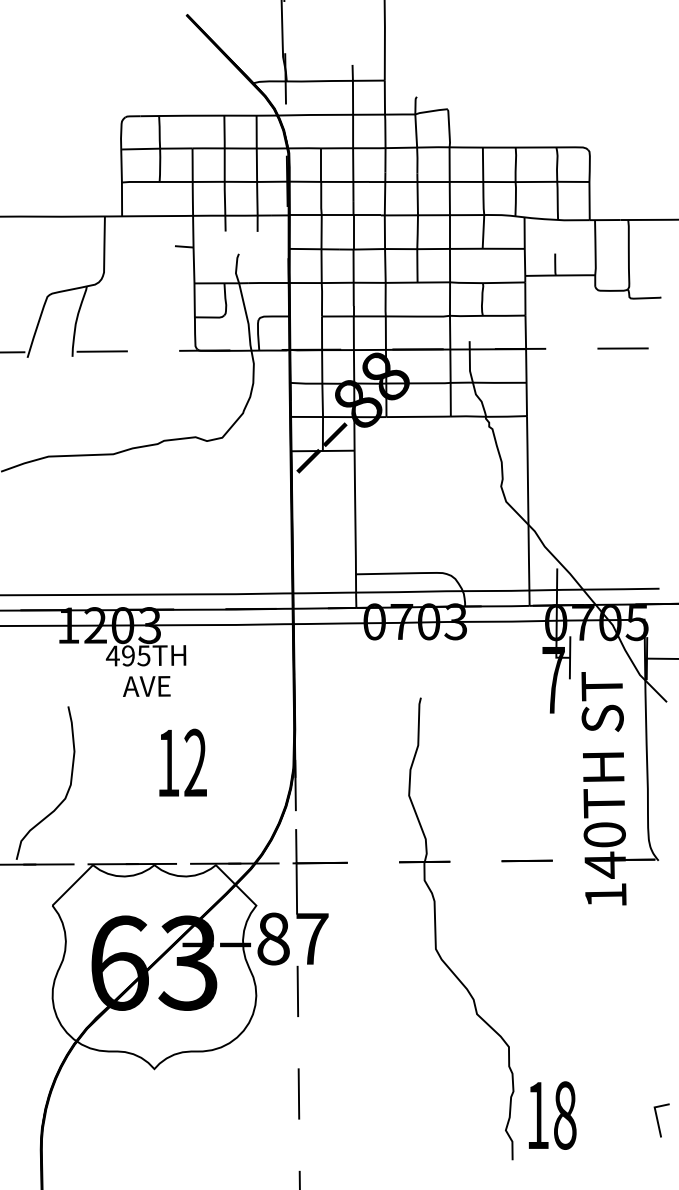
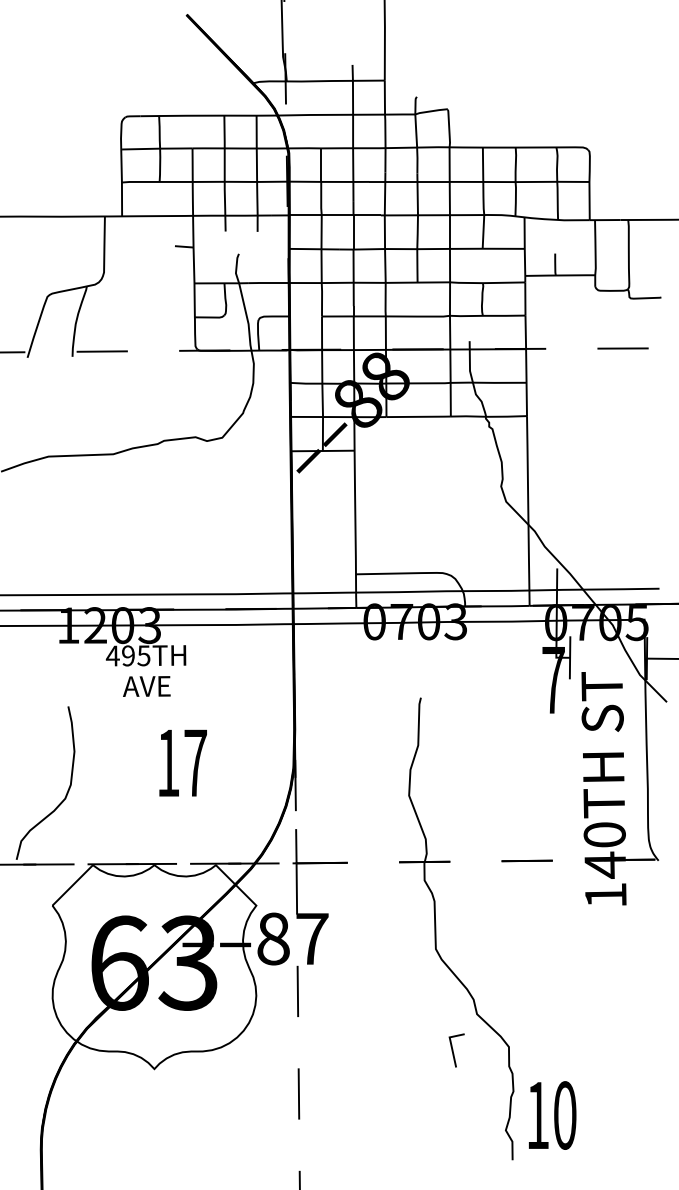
text: 12 -> 17 (195, 762)
text: 18 -> 10 (565, 1115)
line position: (658, 1120) -> (453, 1050) (453, 1050)
